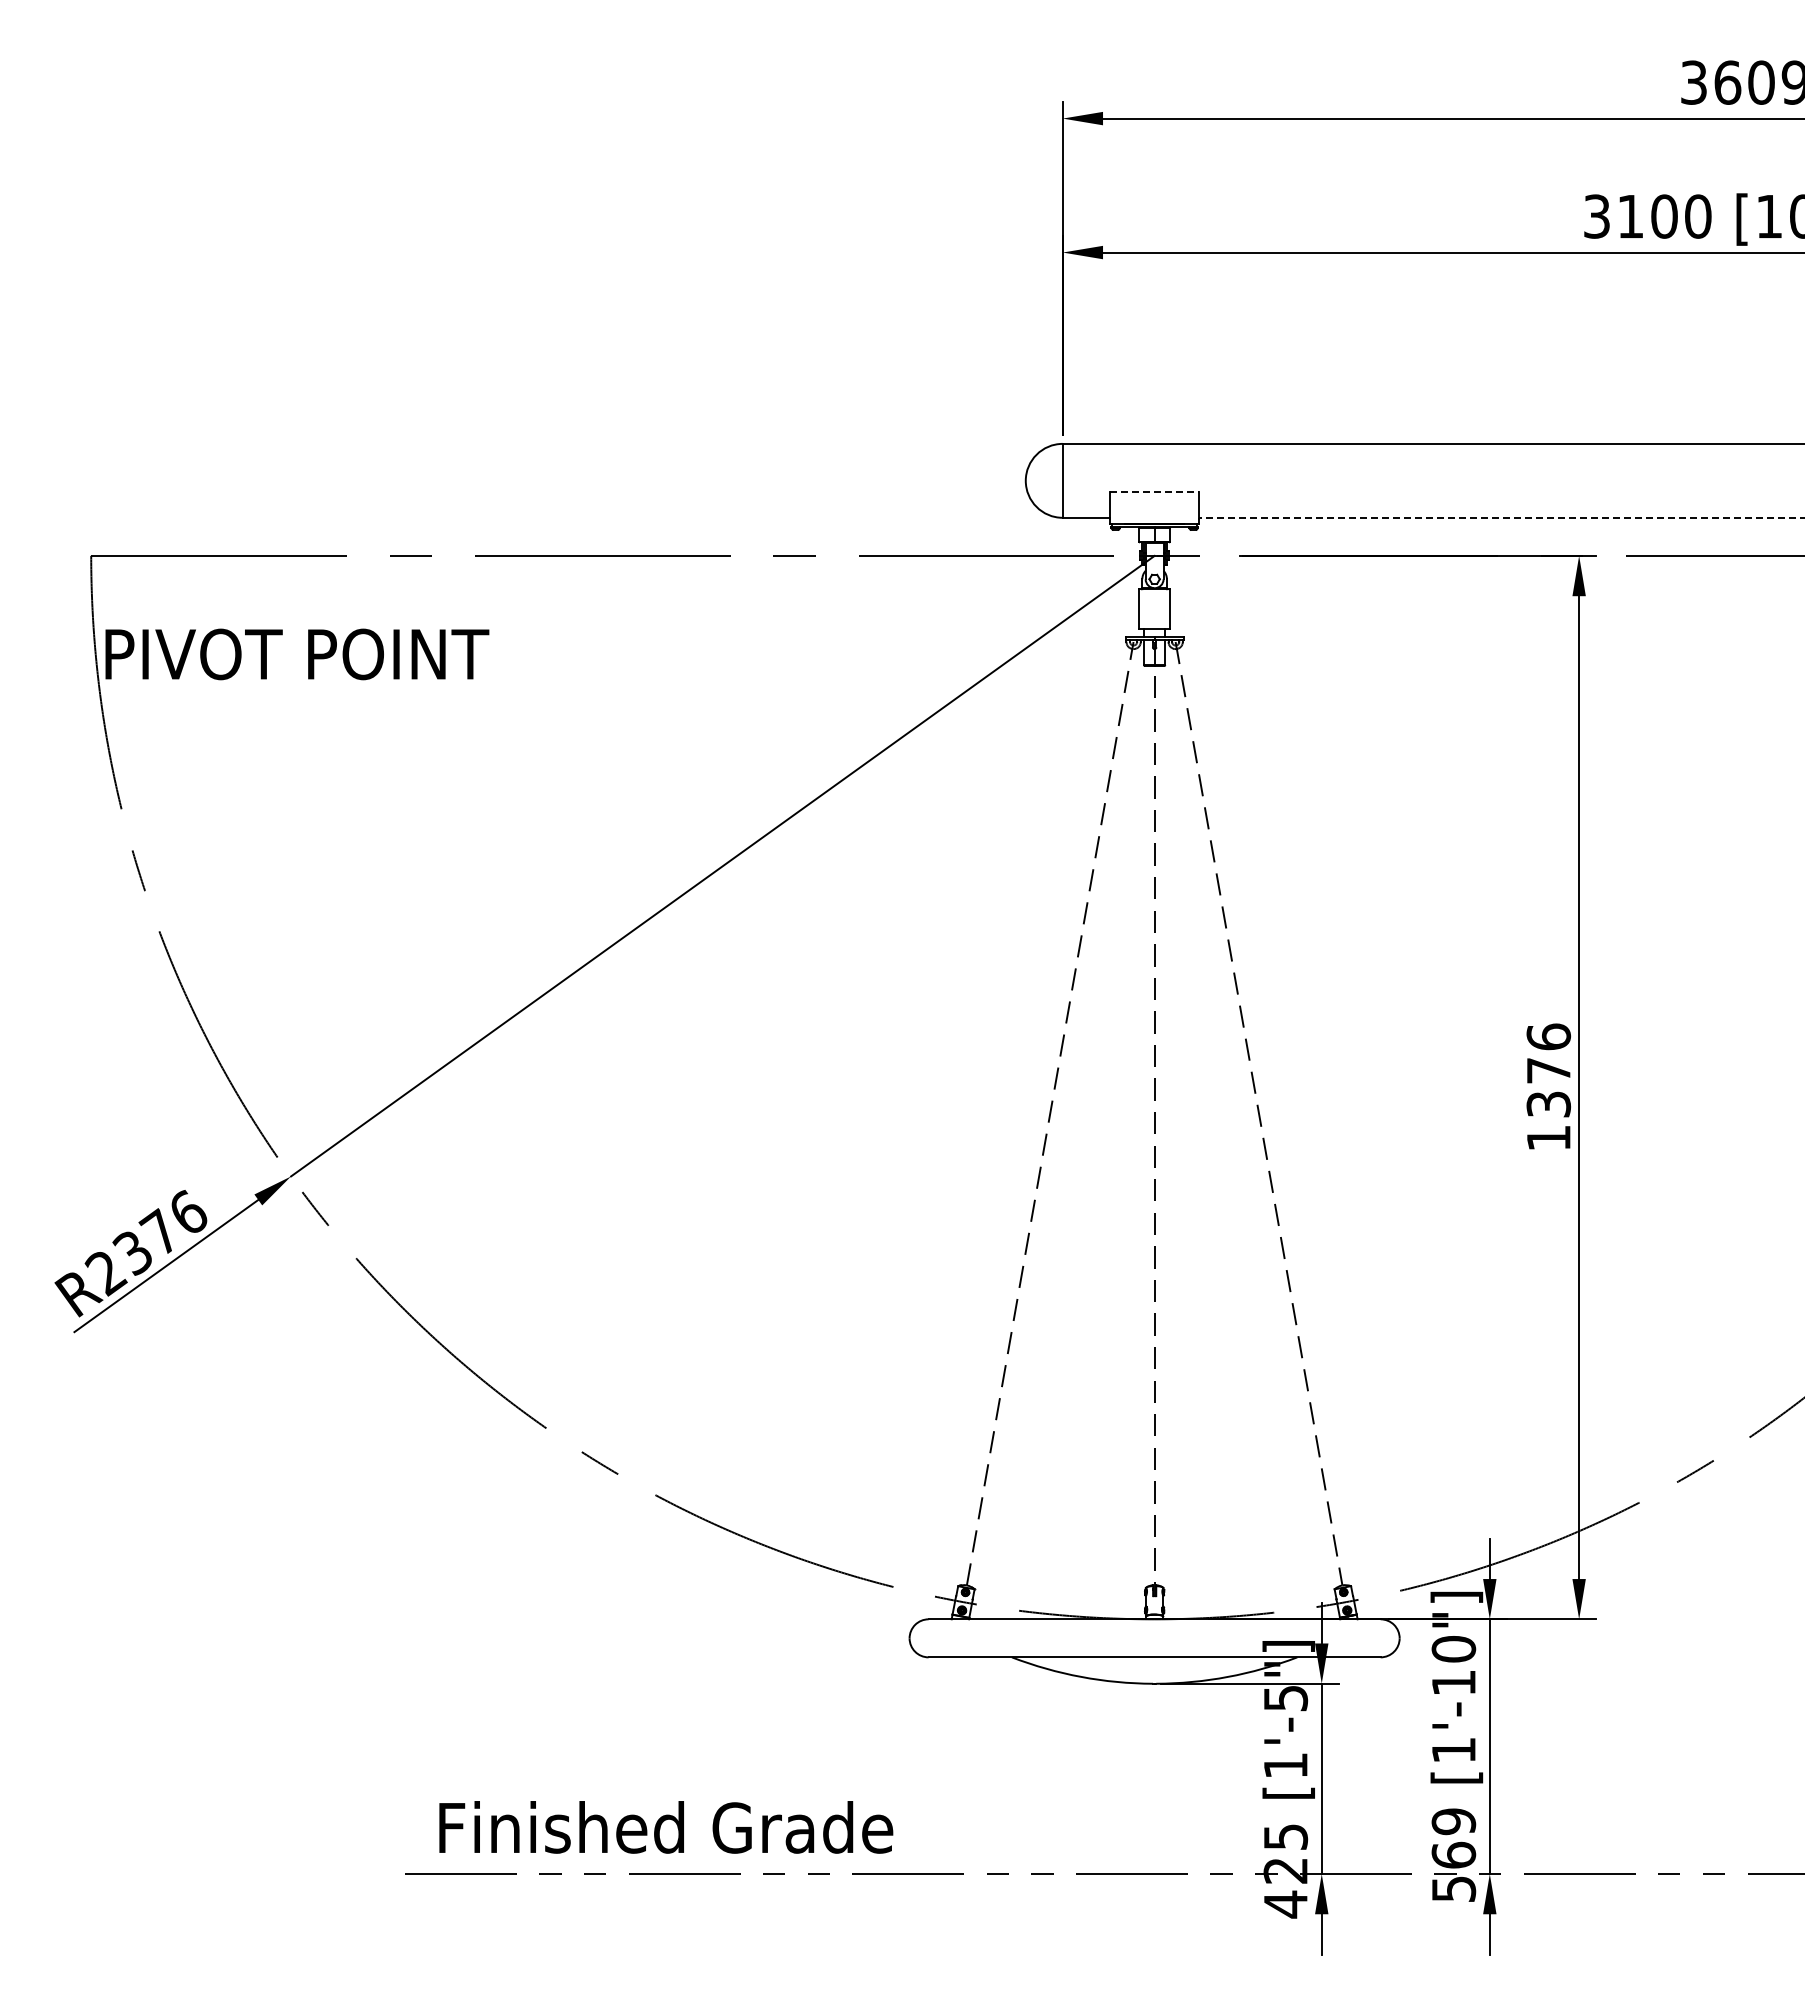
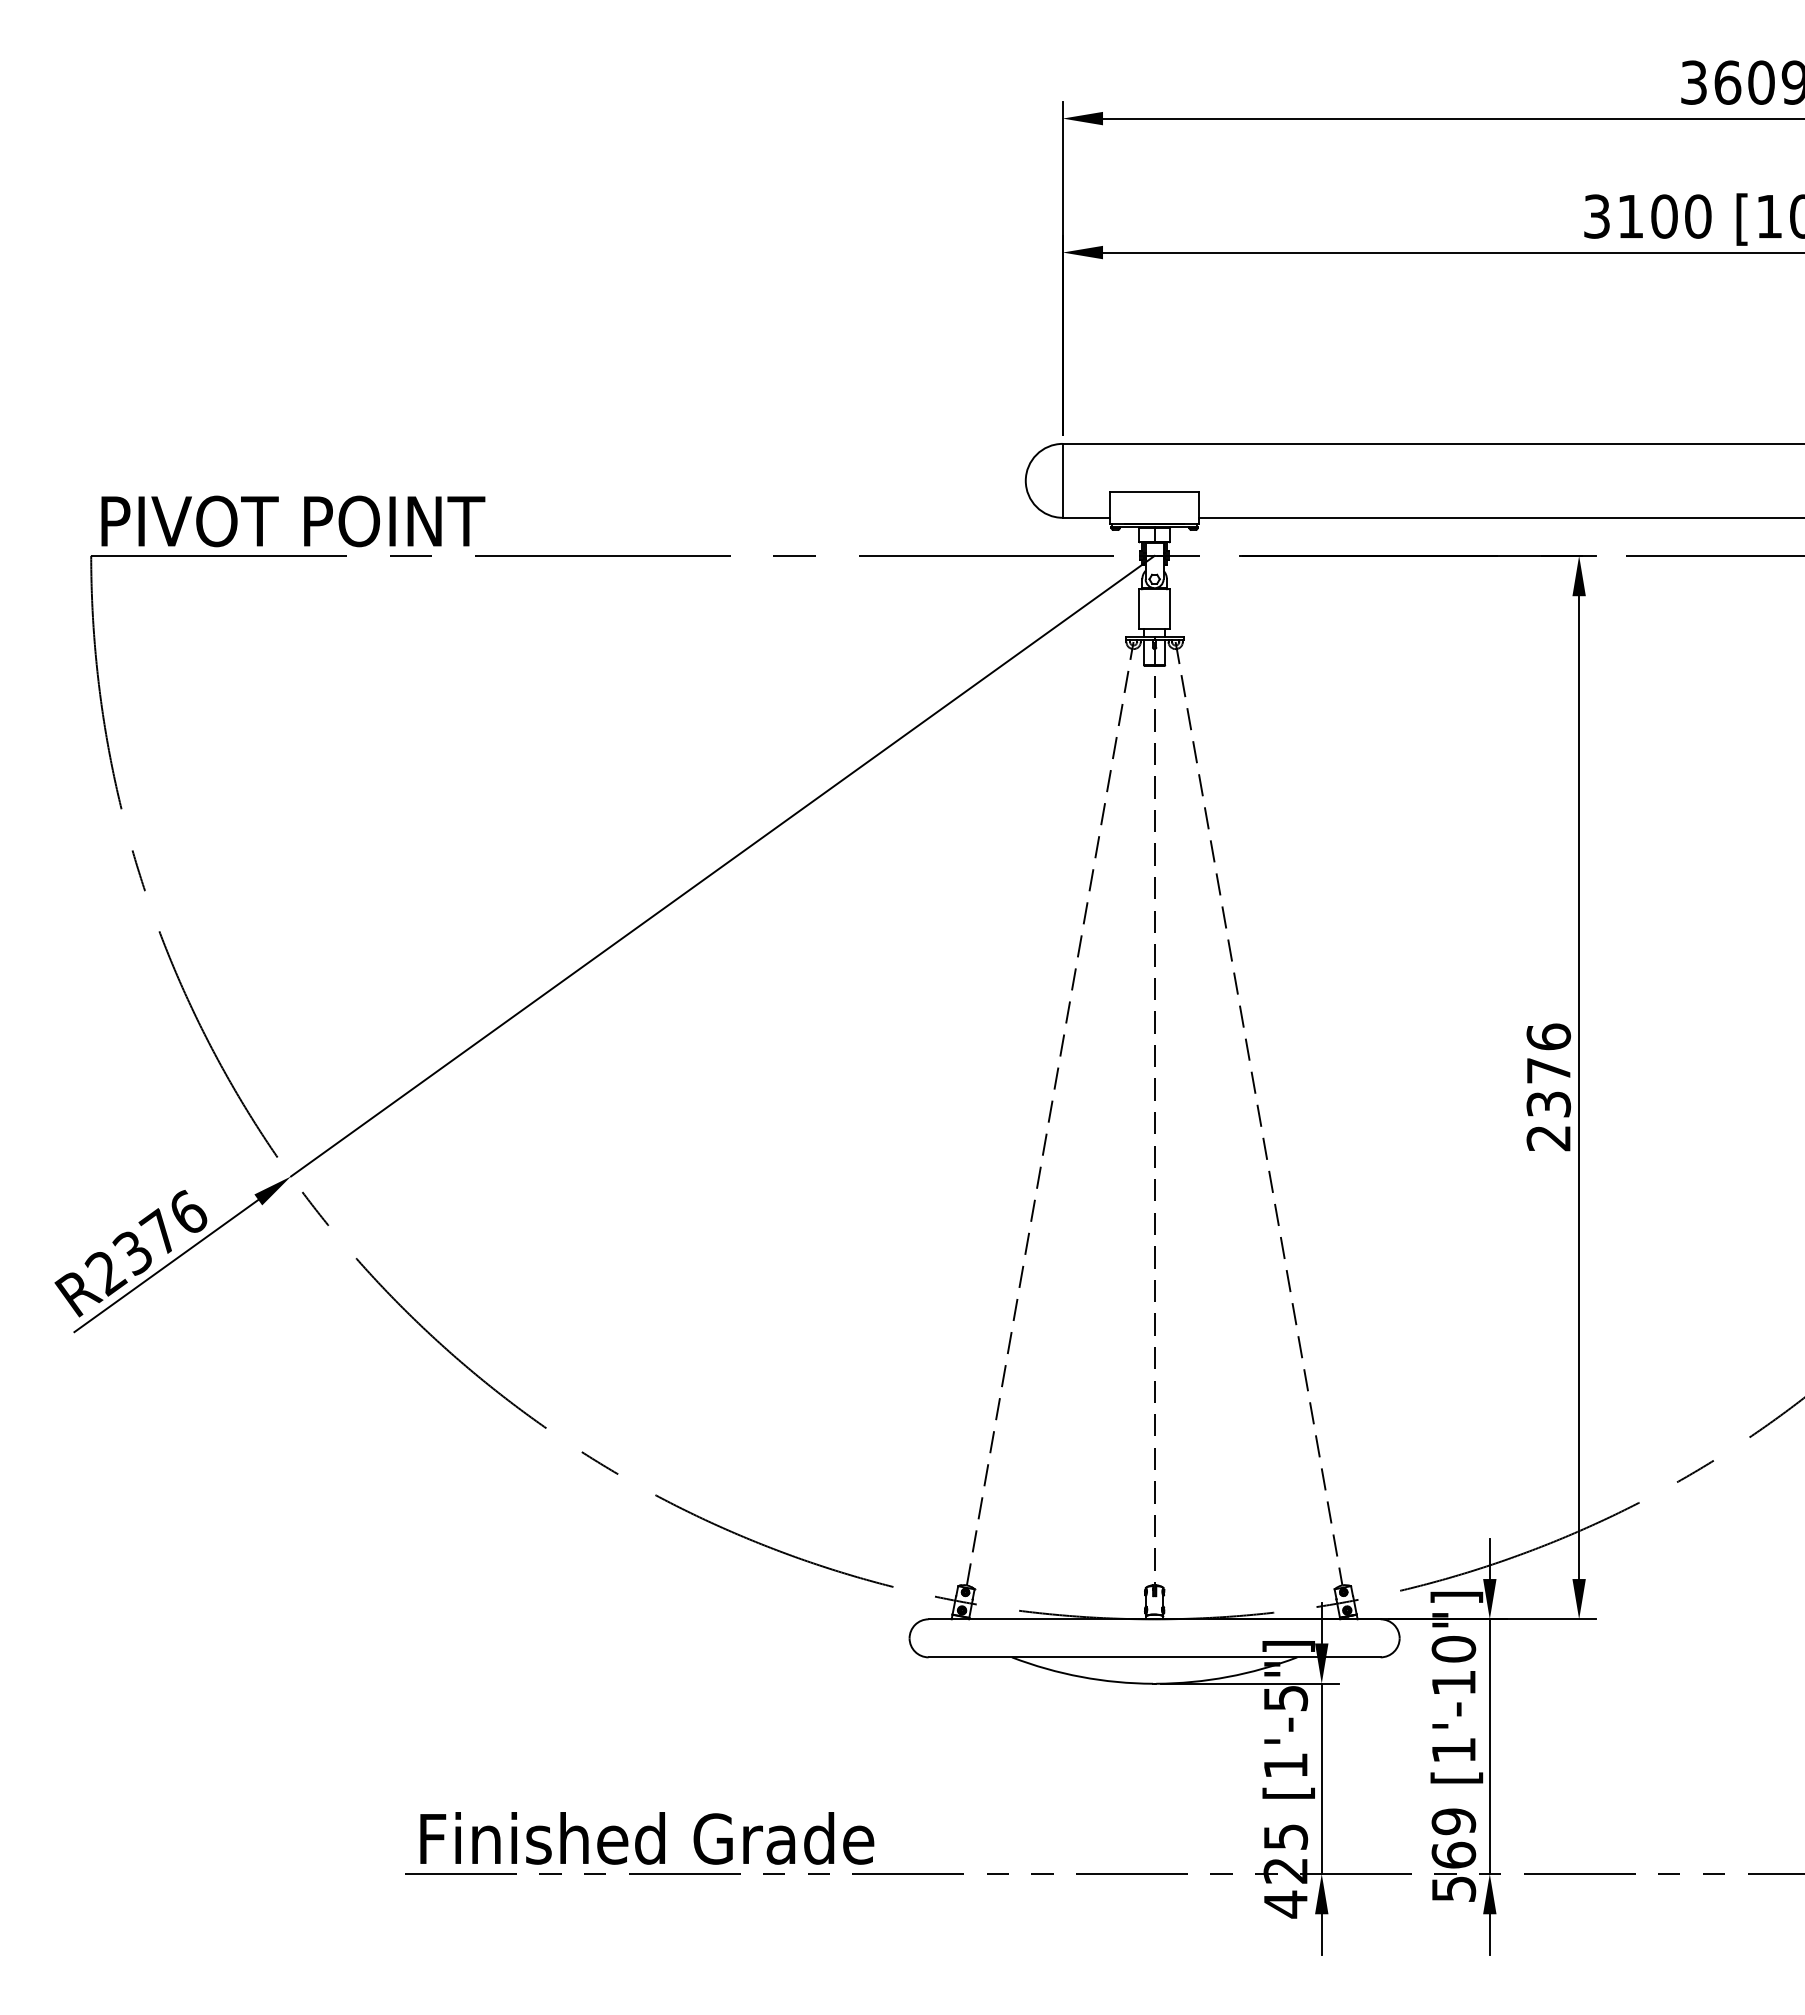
line: dashed -> solid (1154, 492)
line: dashed -> solid (1501, 517)
text position: (297, 654) -> (293, 521) (293, 521)
text: 1376 -> 2376 (1548, 1138)
text position: (666, 1827) -> (647, 1838) (647, 1838)
